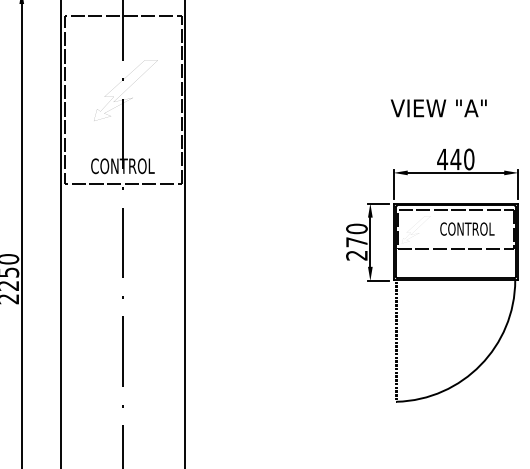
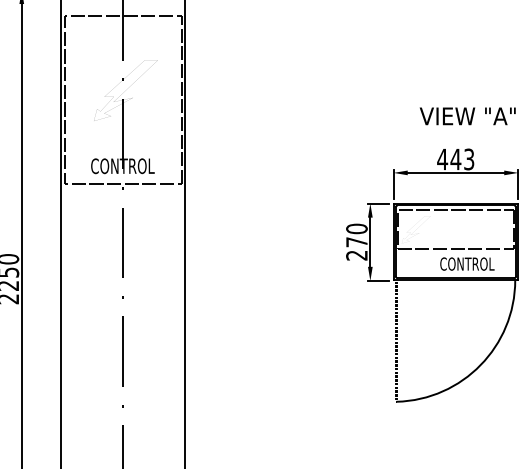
text position: (438, 108) -> (467, 116) (467, 116)
text: 440 -> 443 (469, 159)
text position: (467, 228) -> (467, 263) (467, 263)
